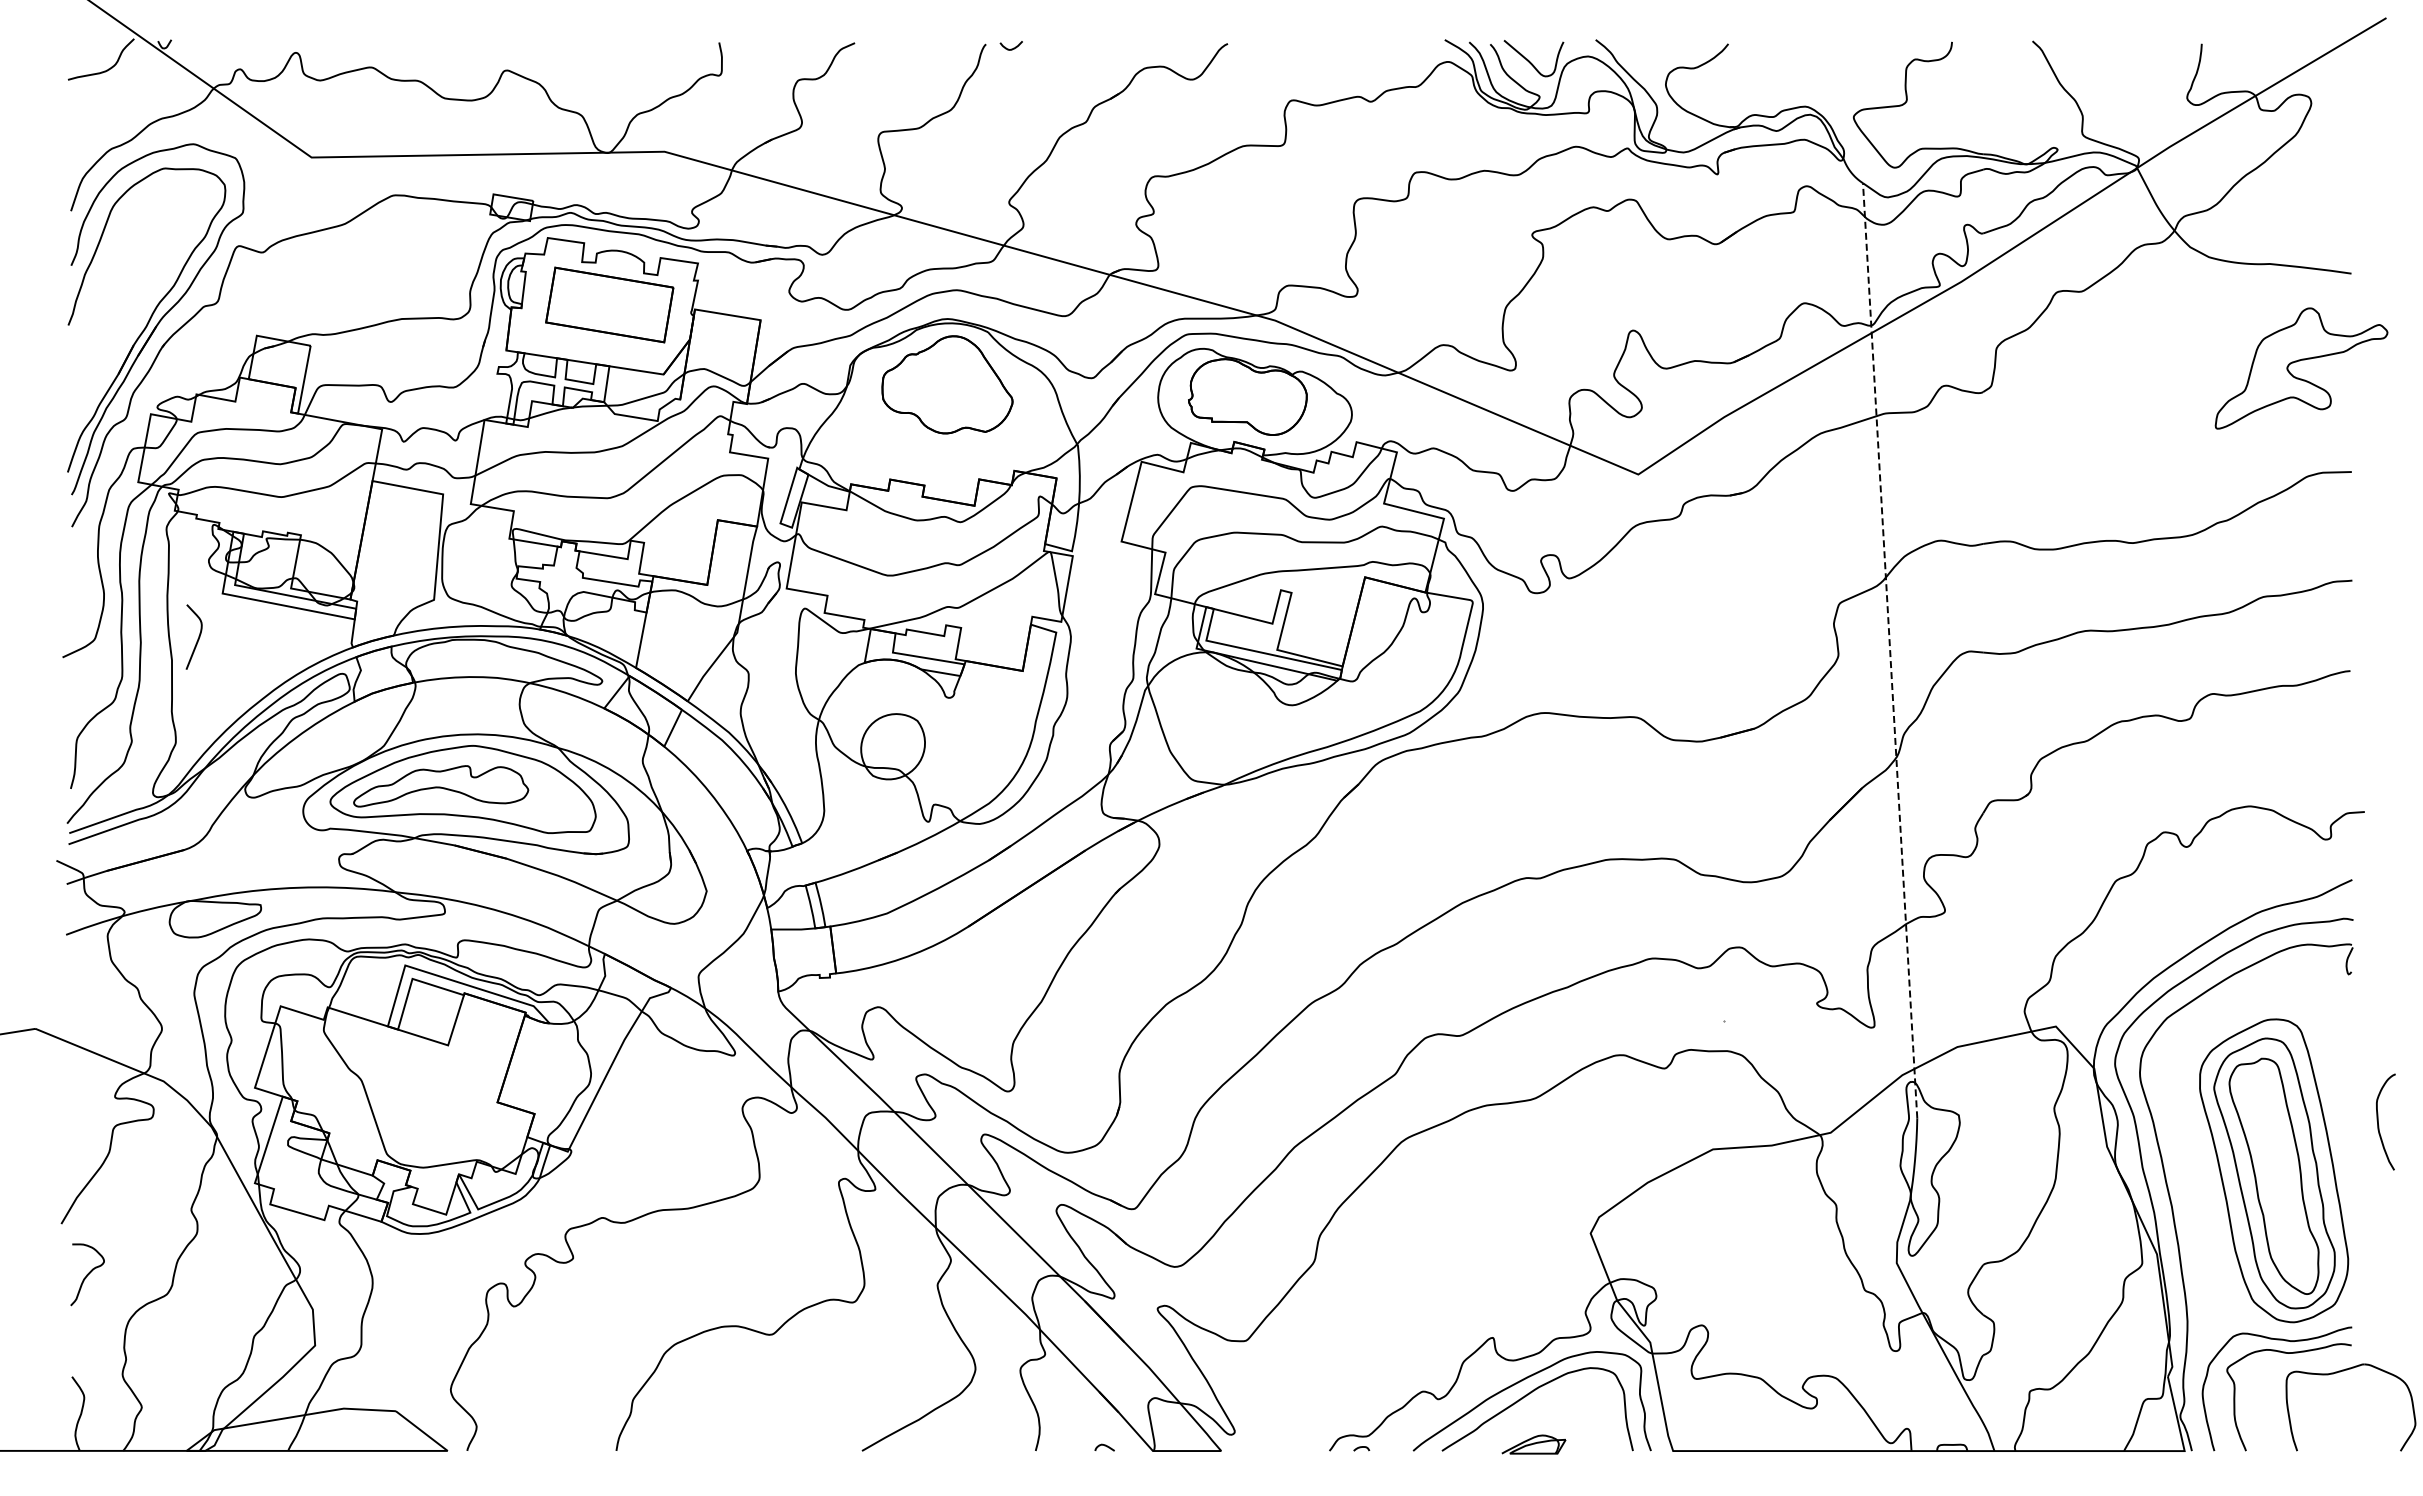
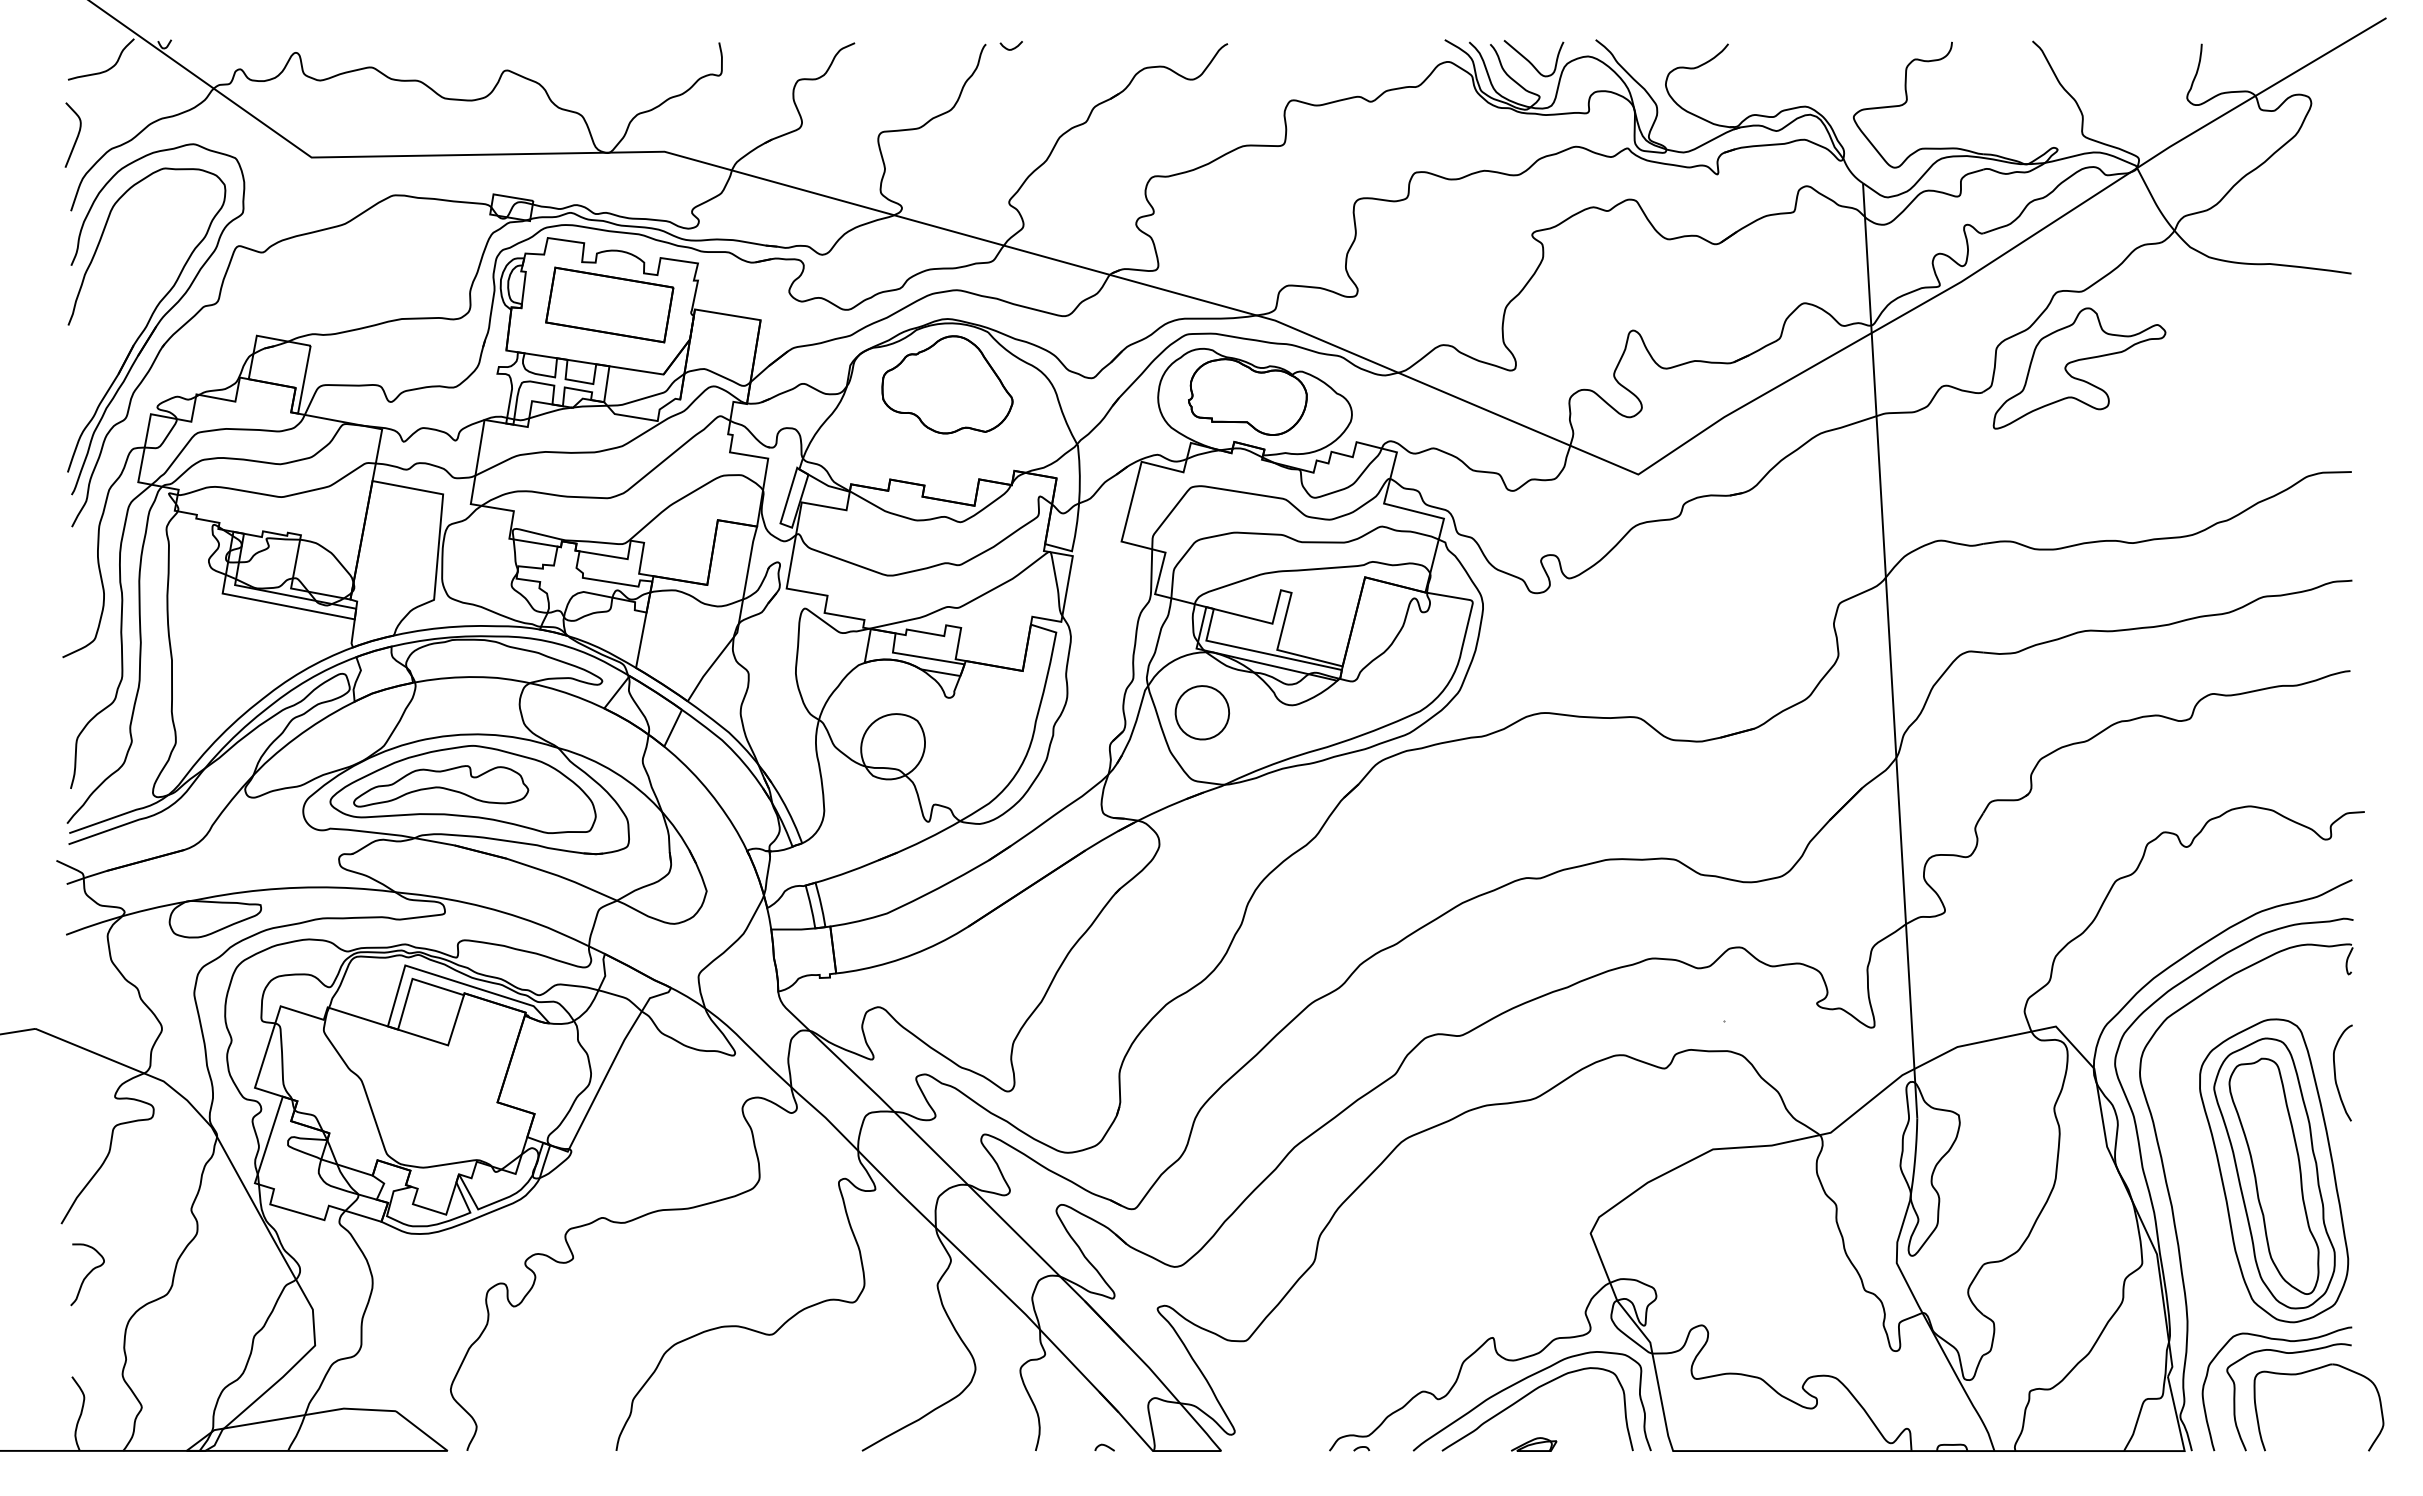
part position: (2300, 361) -> (2078, 361) (2078, 361)
curve position: (197, 638) -> (76, 136) (76, 136)
line: dashed -> solid (1890, 651)
part: none -> present (1202, 712)
curve position: (2378, 1121) -> (2335, 1072) (2335, 1072)
part position: (2340, 1372) -> (2308, 1372) (2308, 1372)
part size: 66x21 px -> 47x15 px (1534, 1444)
